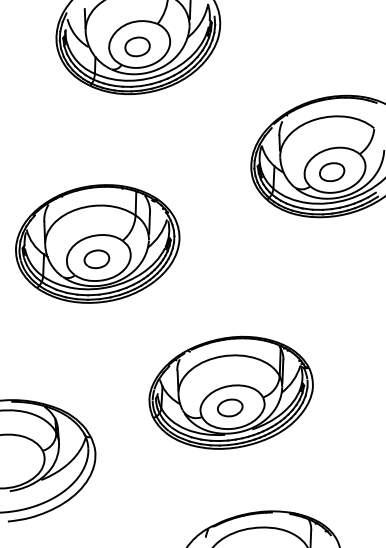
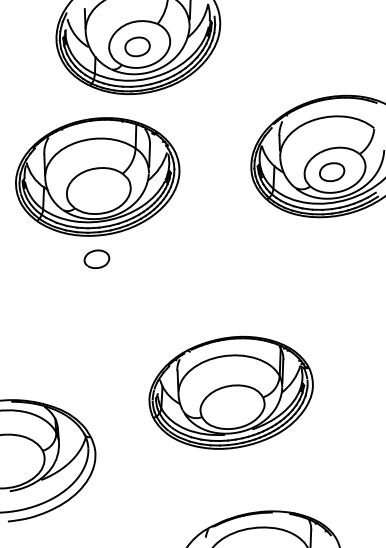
part position: (97, 243) -> (97, 176) (97, 176)
part: present -> none (230, 407)
